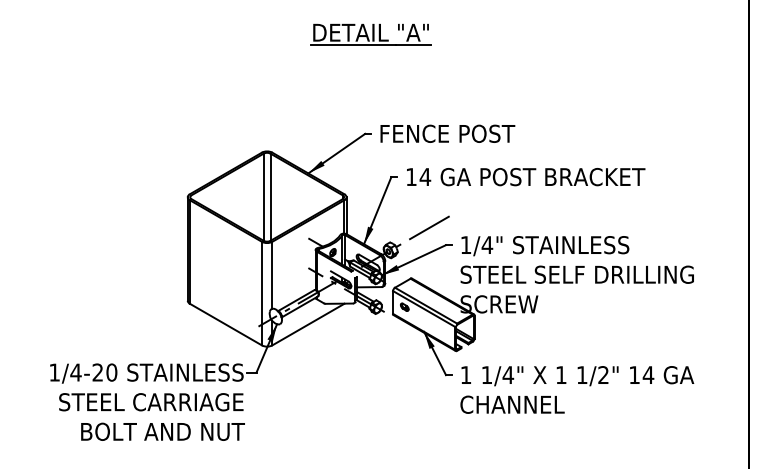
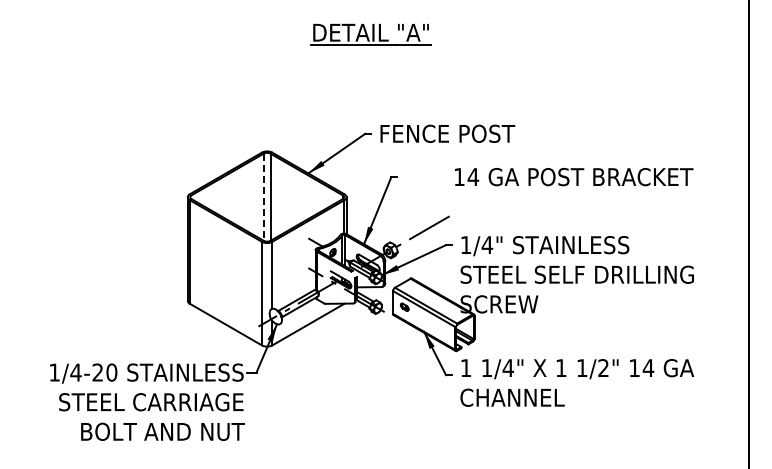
text position: (526, 177) -> (574, 177) (574, 177)
line: solid -> dashed (263, 197)
text position: (577, 389) -> (577, 382) (577, 382)
